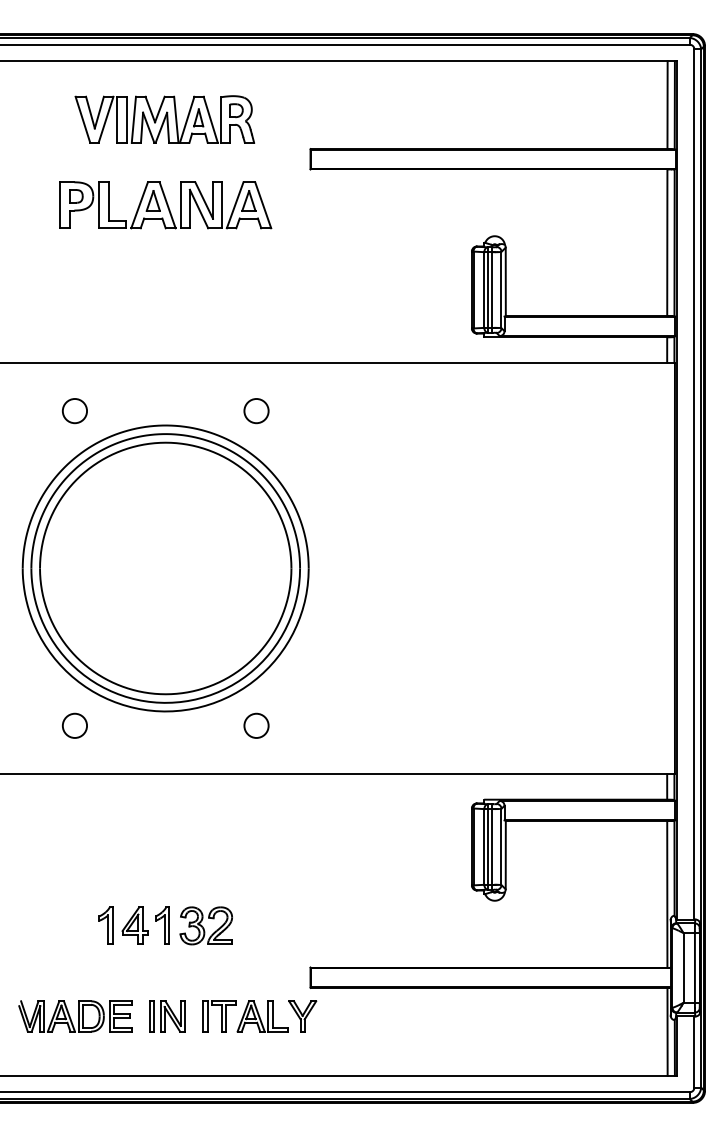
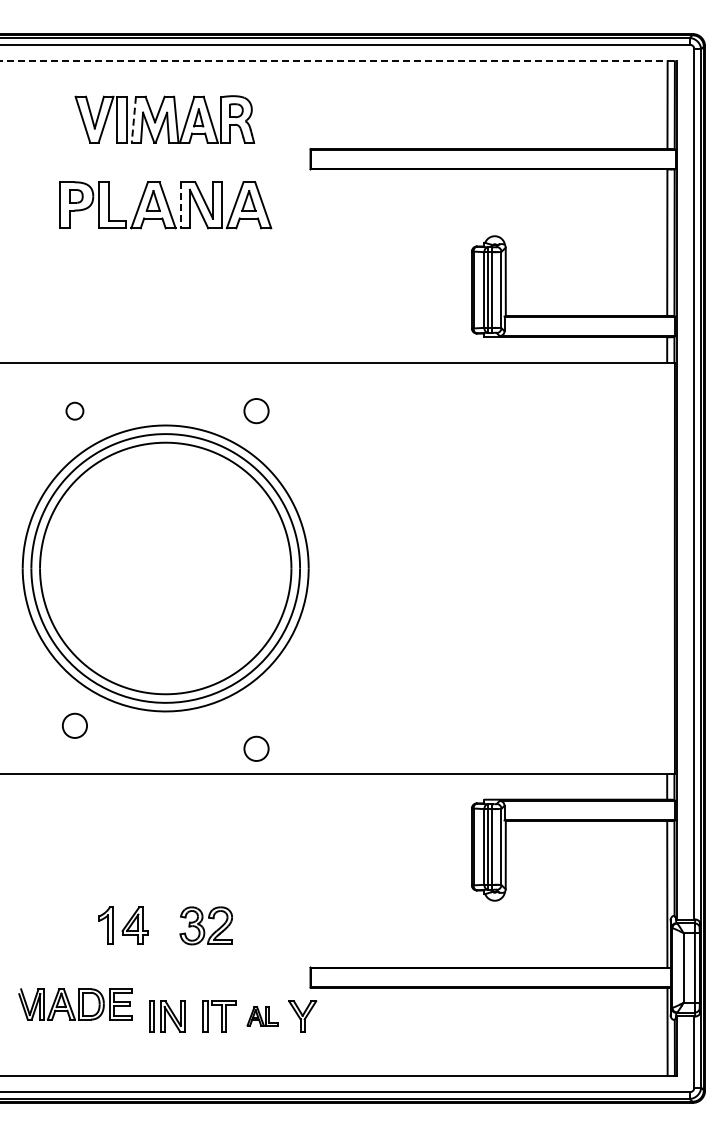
line: solid -> dashed (339, 61)
line: solid -> dashed (133, 120)
line: solid -> dashed (180, 205)
circle size: 26x27 px -> 20x20 px (74, 410)
circle position: (256, 725) -> (256, 748) (256, 748)
part: present -> none (162, 925)
part position: (75, 1016) -> (75, 1004) (75, 1004)
part size: 53x33 px -> 33x21 px (262, 1016)
